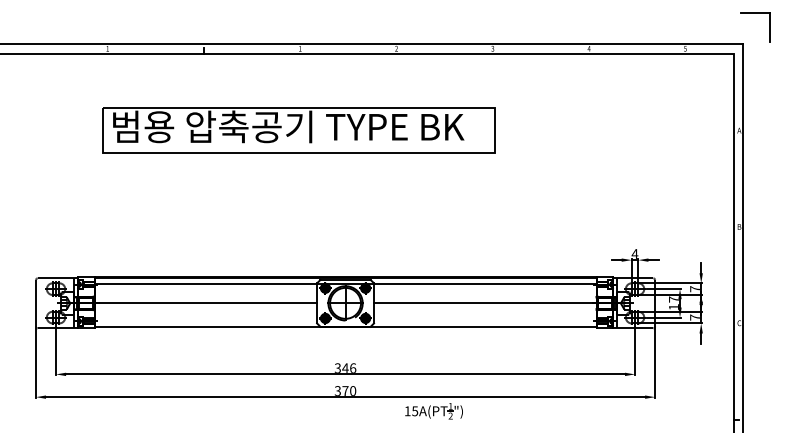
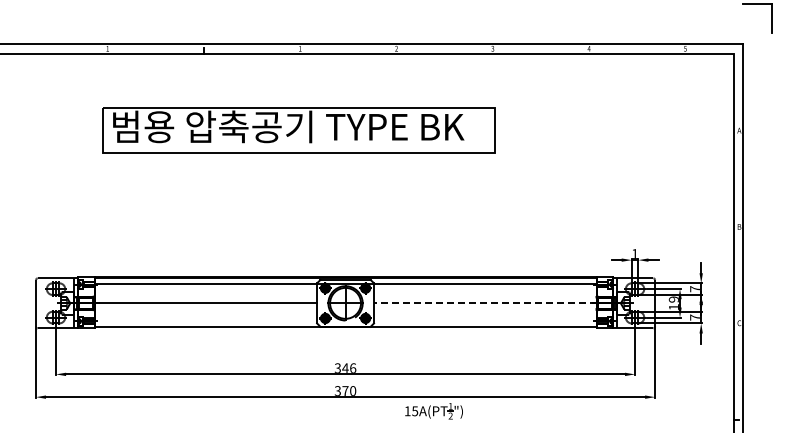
part position: (755, 13) -> (757, 4) (757, 4)
text: 4 -> 1 (634, 253)
text: 17 -> 19 (673, 299)
line: solid -> dashed (484, 303)
